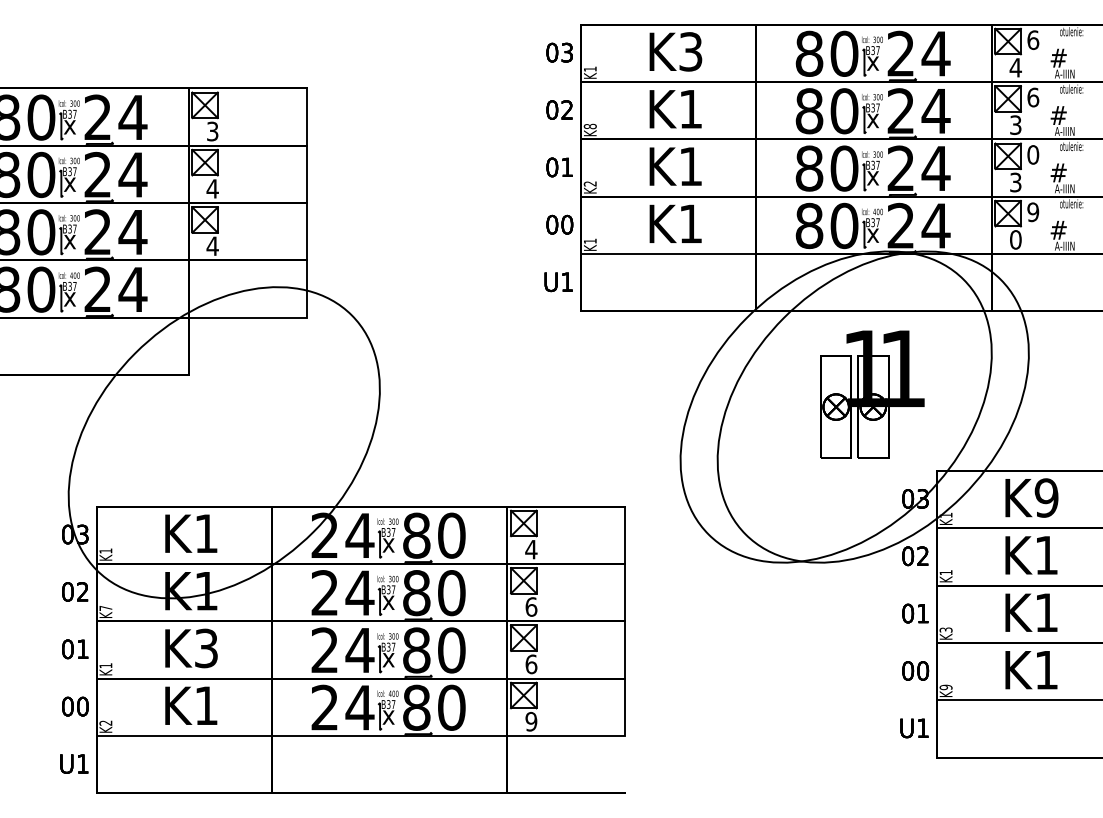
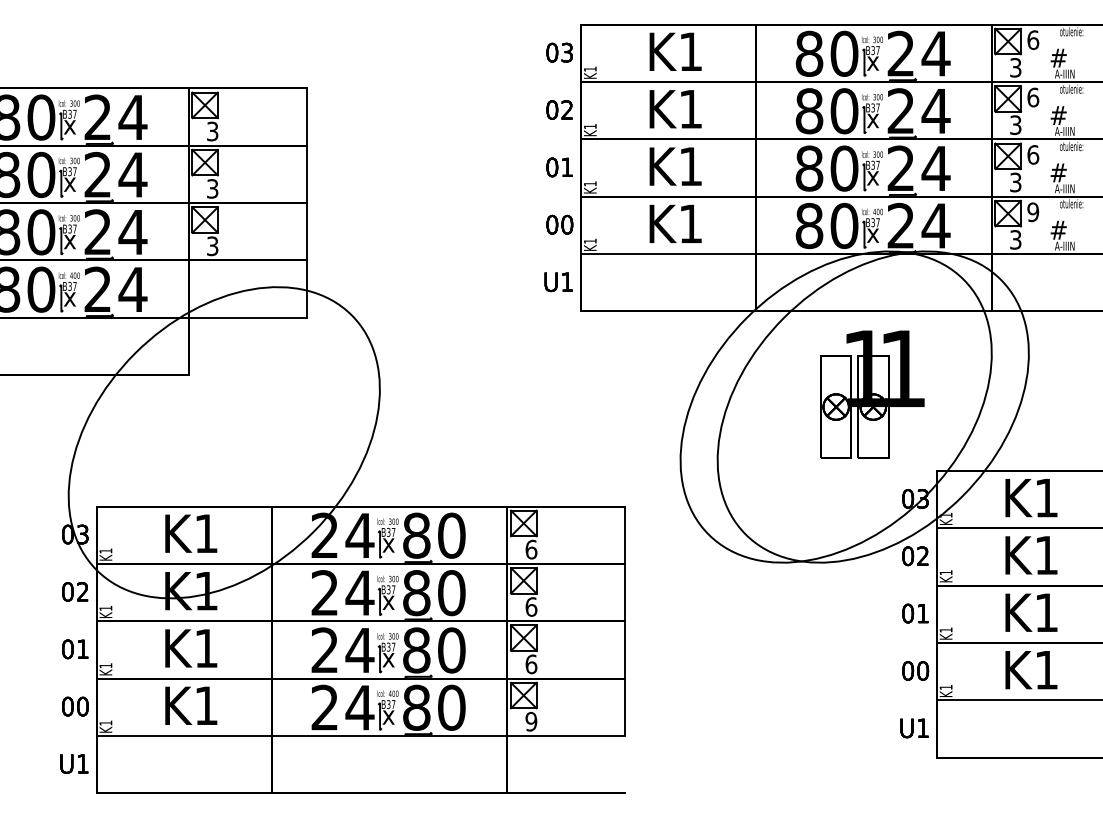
text: K3 -> K1 (690, 51)
text: 4 -> 3 (1015, 67)
text: K8 -> K1 (589, 126)
text: 0 -> 6 (1033, 154)
text: K2 -> K1 (589, 183)
text: 4 -> 3 (212, 188)
text: 0 -> 3 (1015, 239)
text: 4 -> 3 (212, 246)
text: K9 -> K1 (1046, 497)
text: 4 -> 6 (531, 549)
text: K7 -> K1 (105, 608)
text: K3 -> K1 (945, 629)
text: K3 -> K1 (206, 648)
text: K9 -> K1 (945, 687)
text: K2 -> K1 (105, 722)
